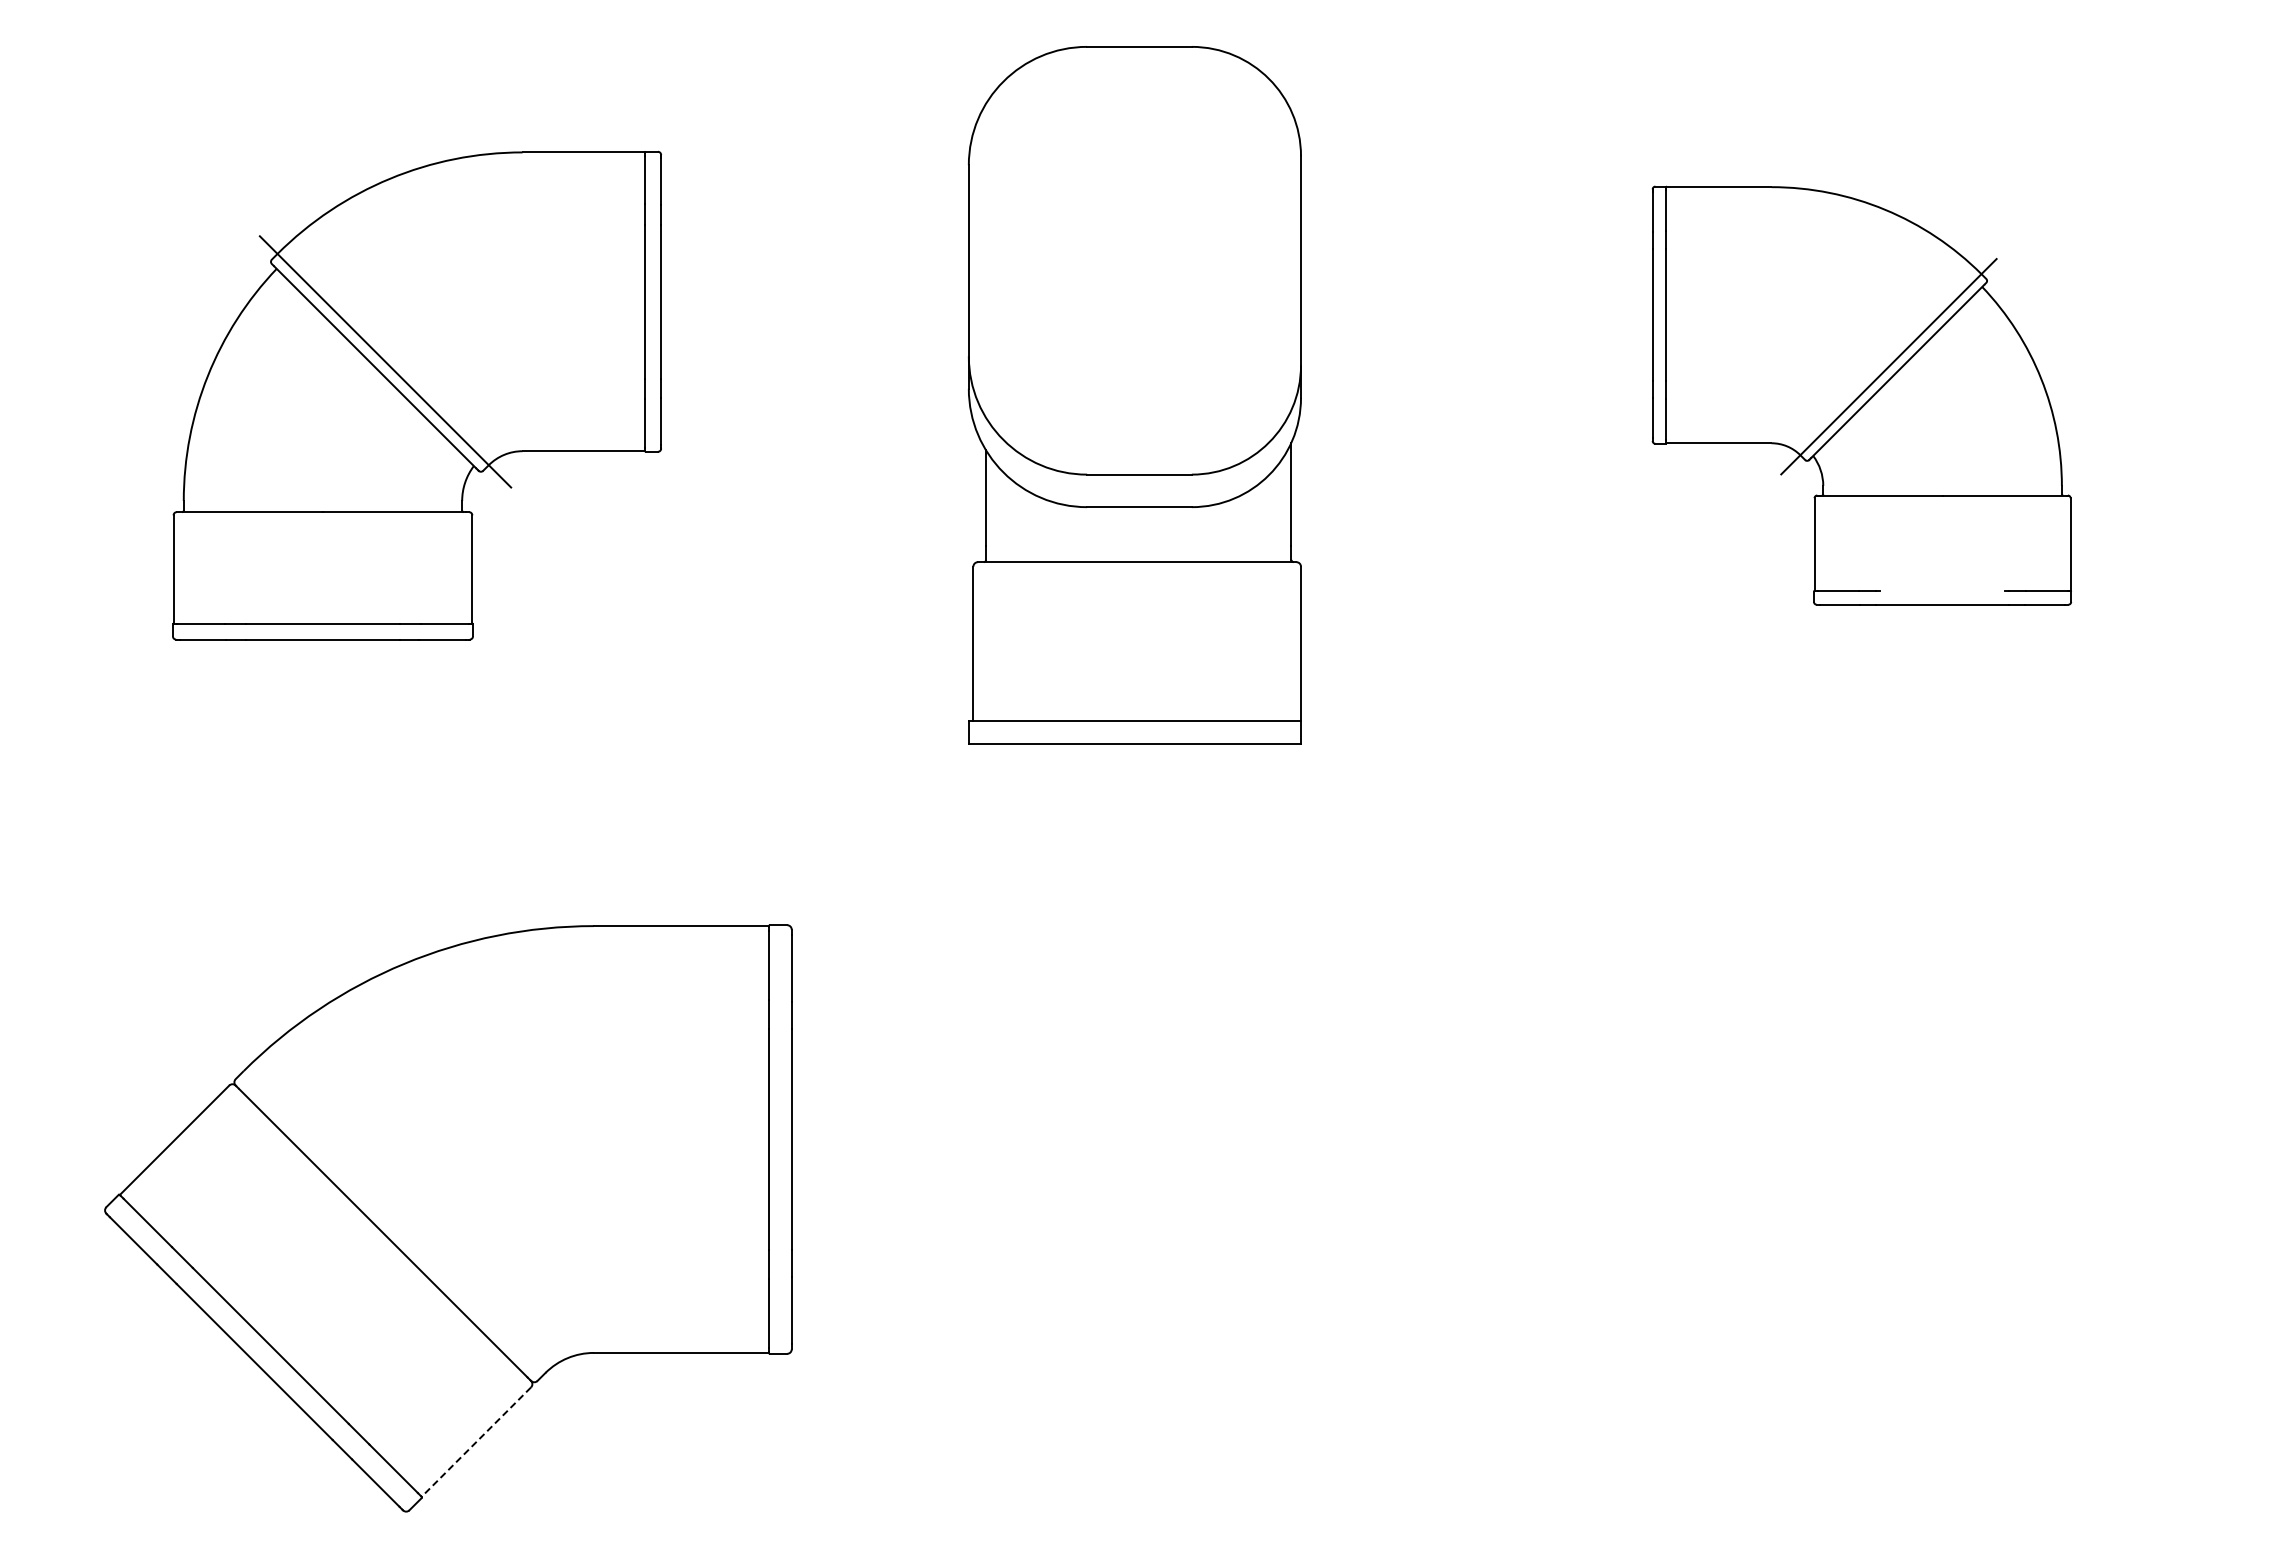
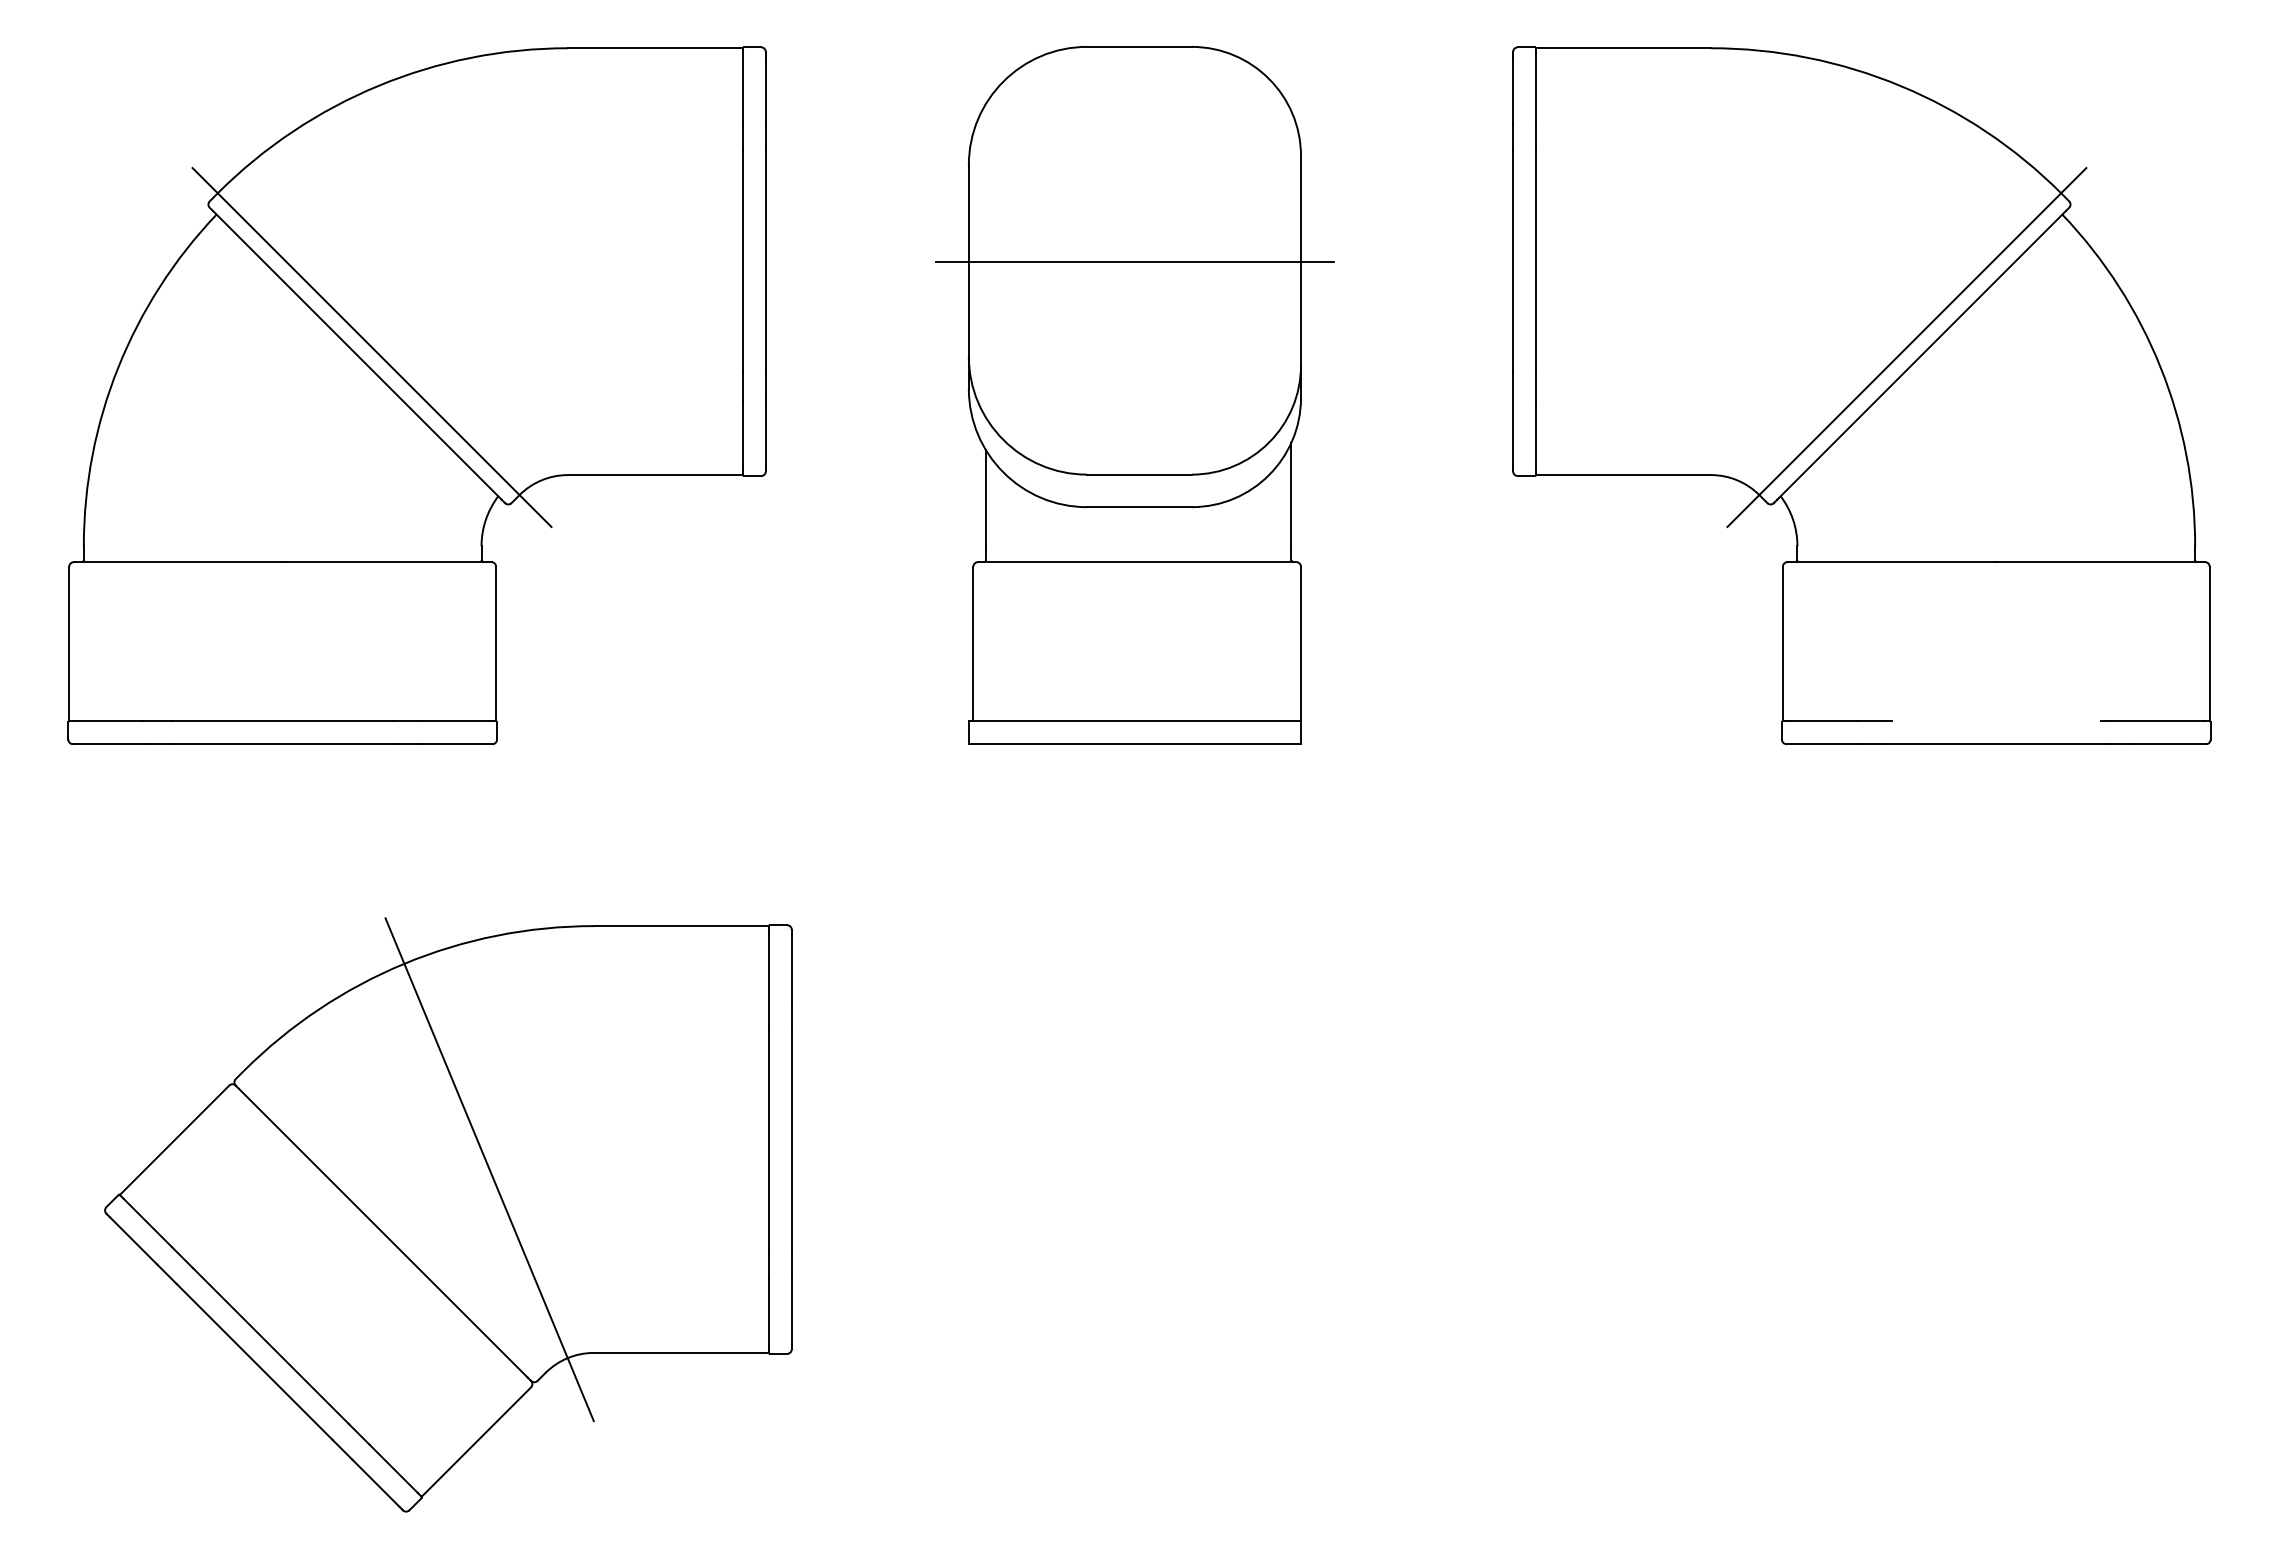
line: none -> present (1134, 261)
part size: 490x491 px -> 700x699 px (416, 395)
part size: 421x421 px -> 700x699 px (1861, 395)
line: none -> present (489, 1169)
line: dashed -> solid (476, 1442)
